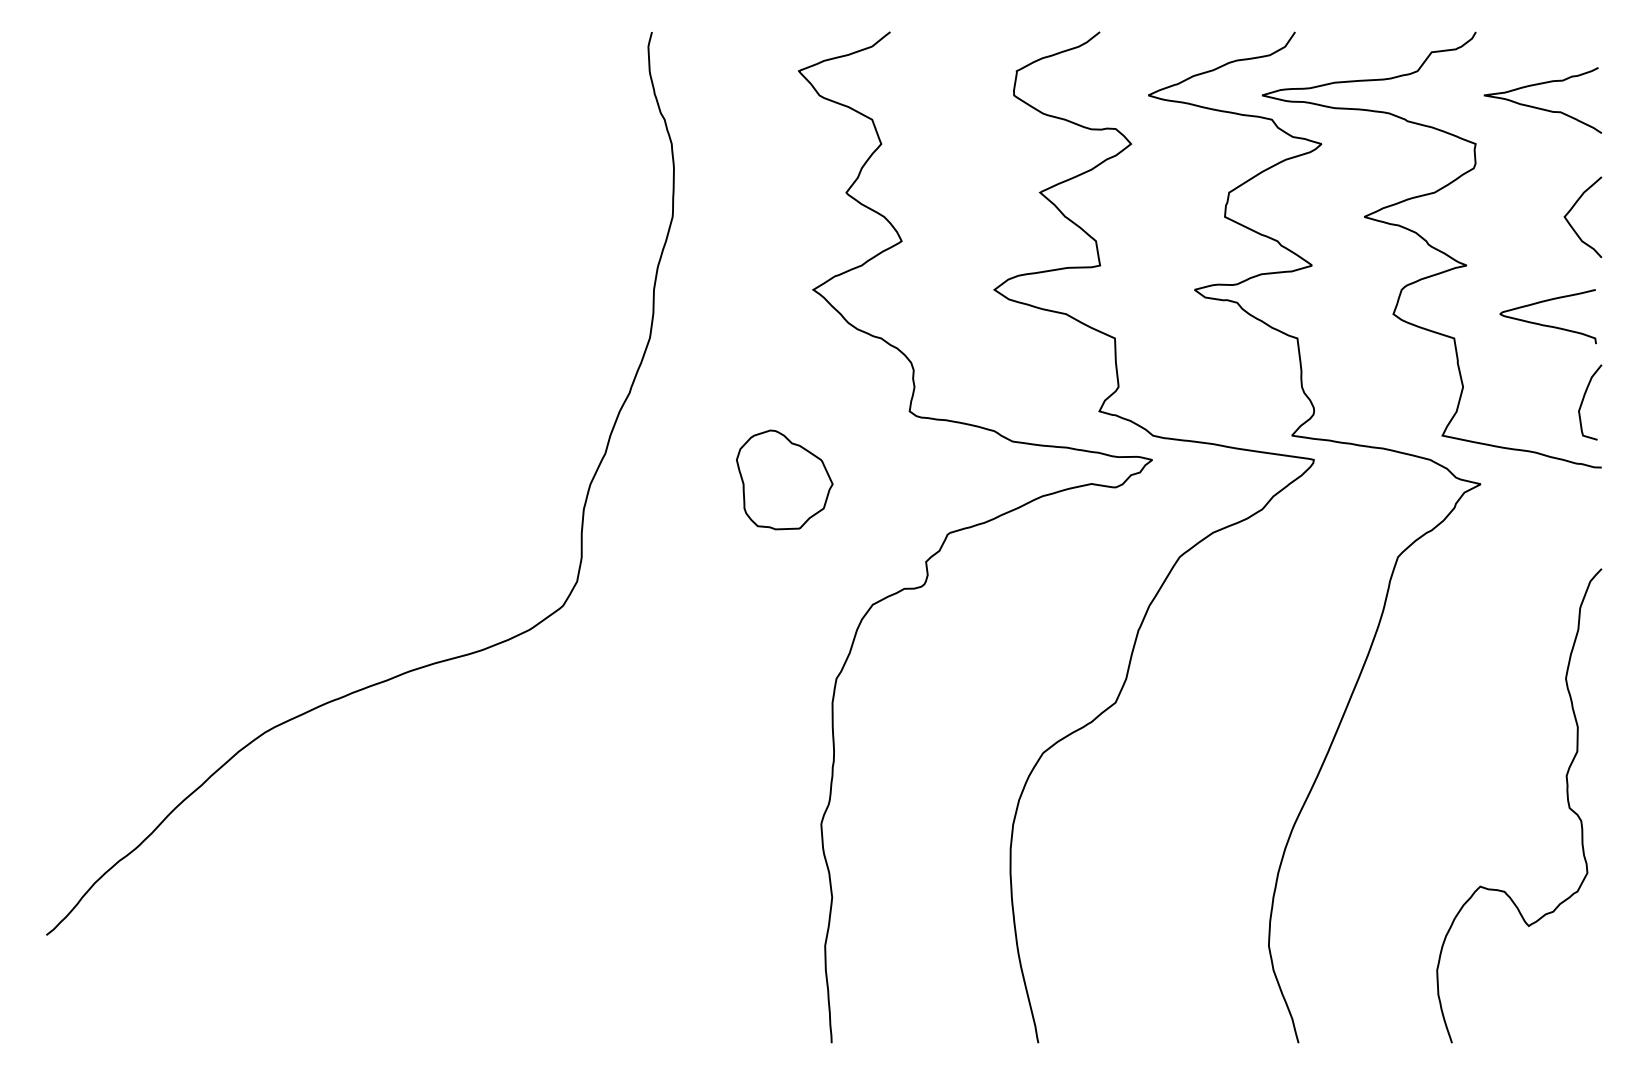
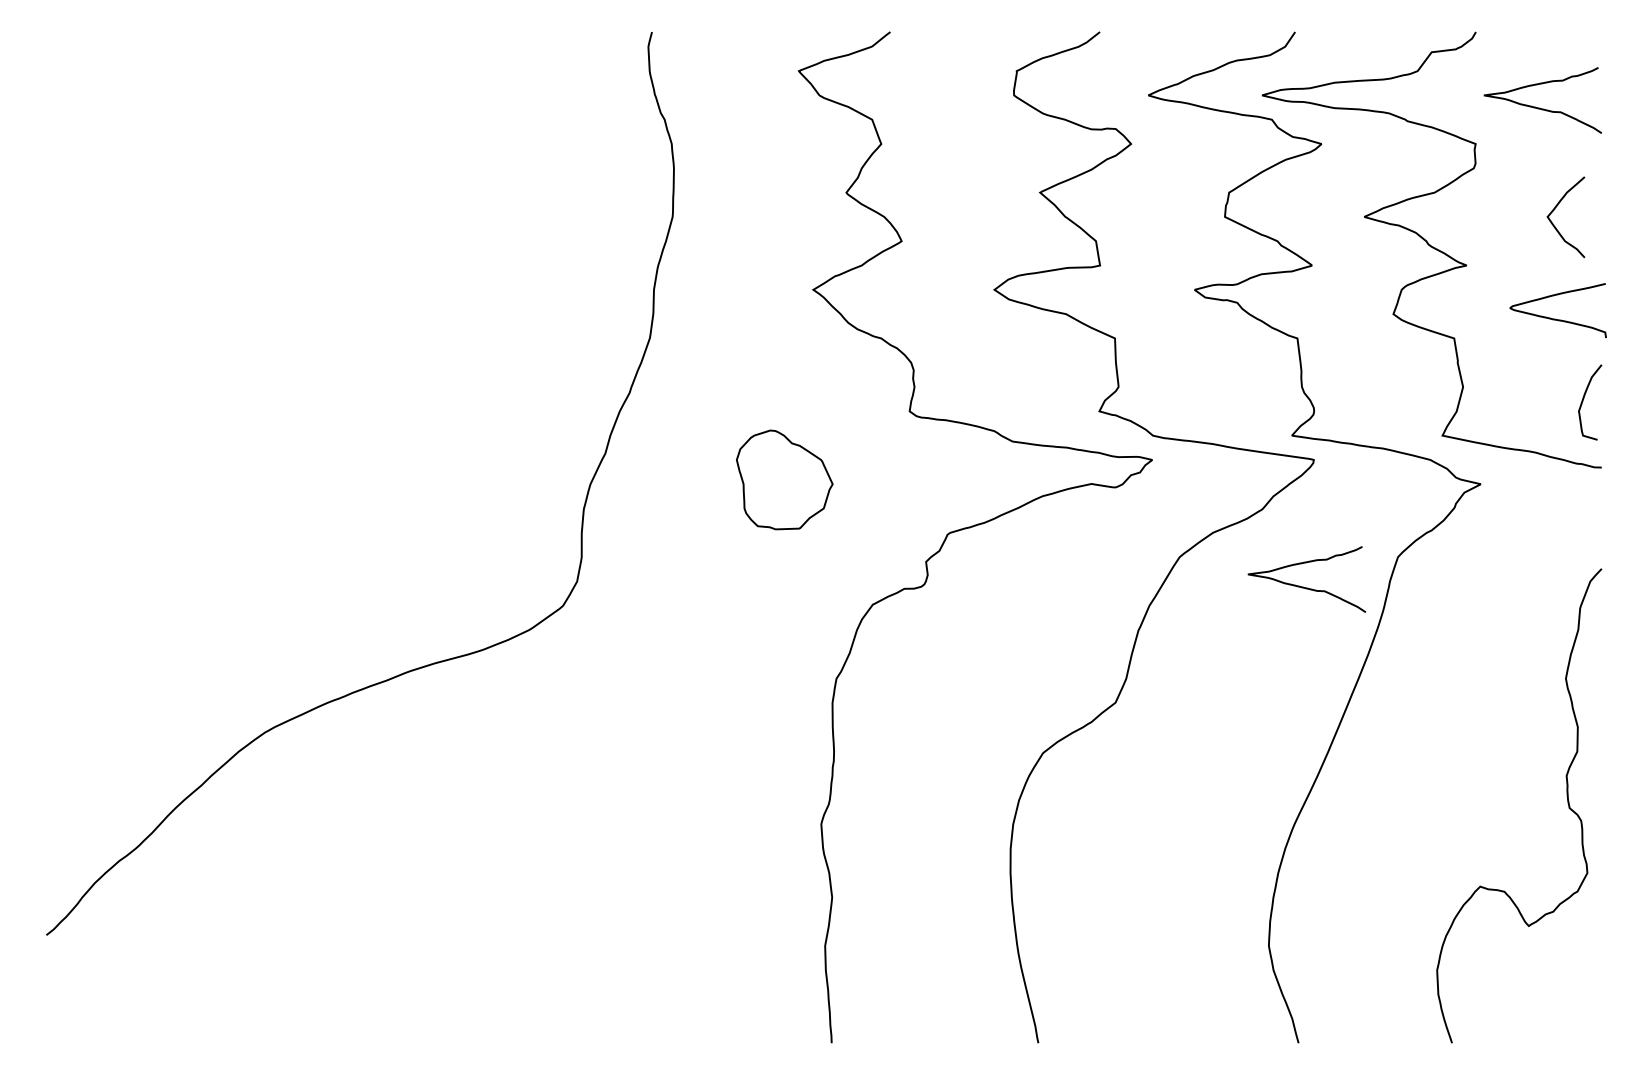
curve position: (1572, 209) -> (1555, 209) (1555, 209)
curve position: (1545, 324) -> (1555, 318) (1555, 318)
curve: none -> present (1303, 586)
